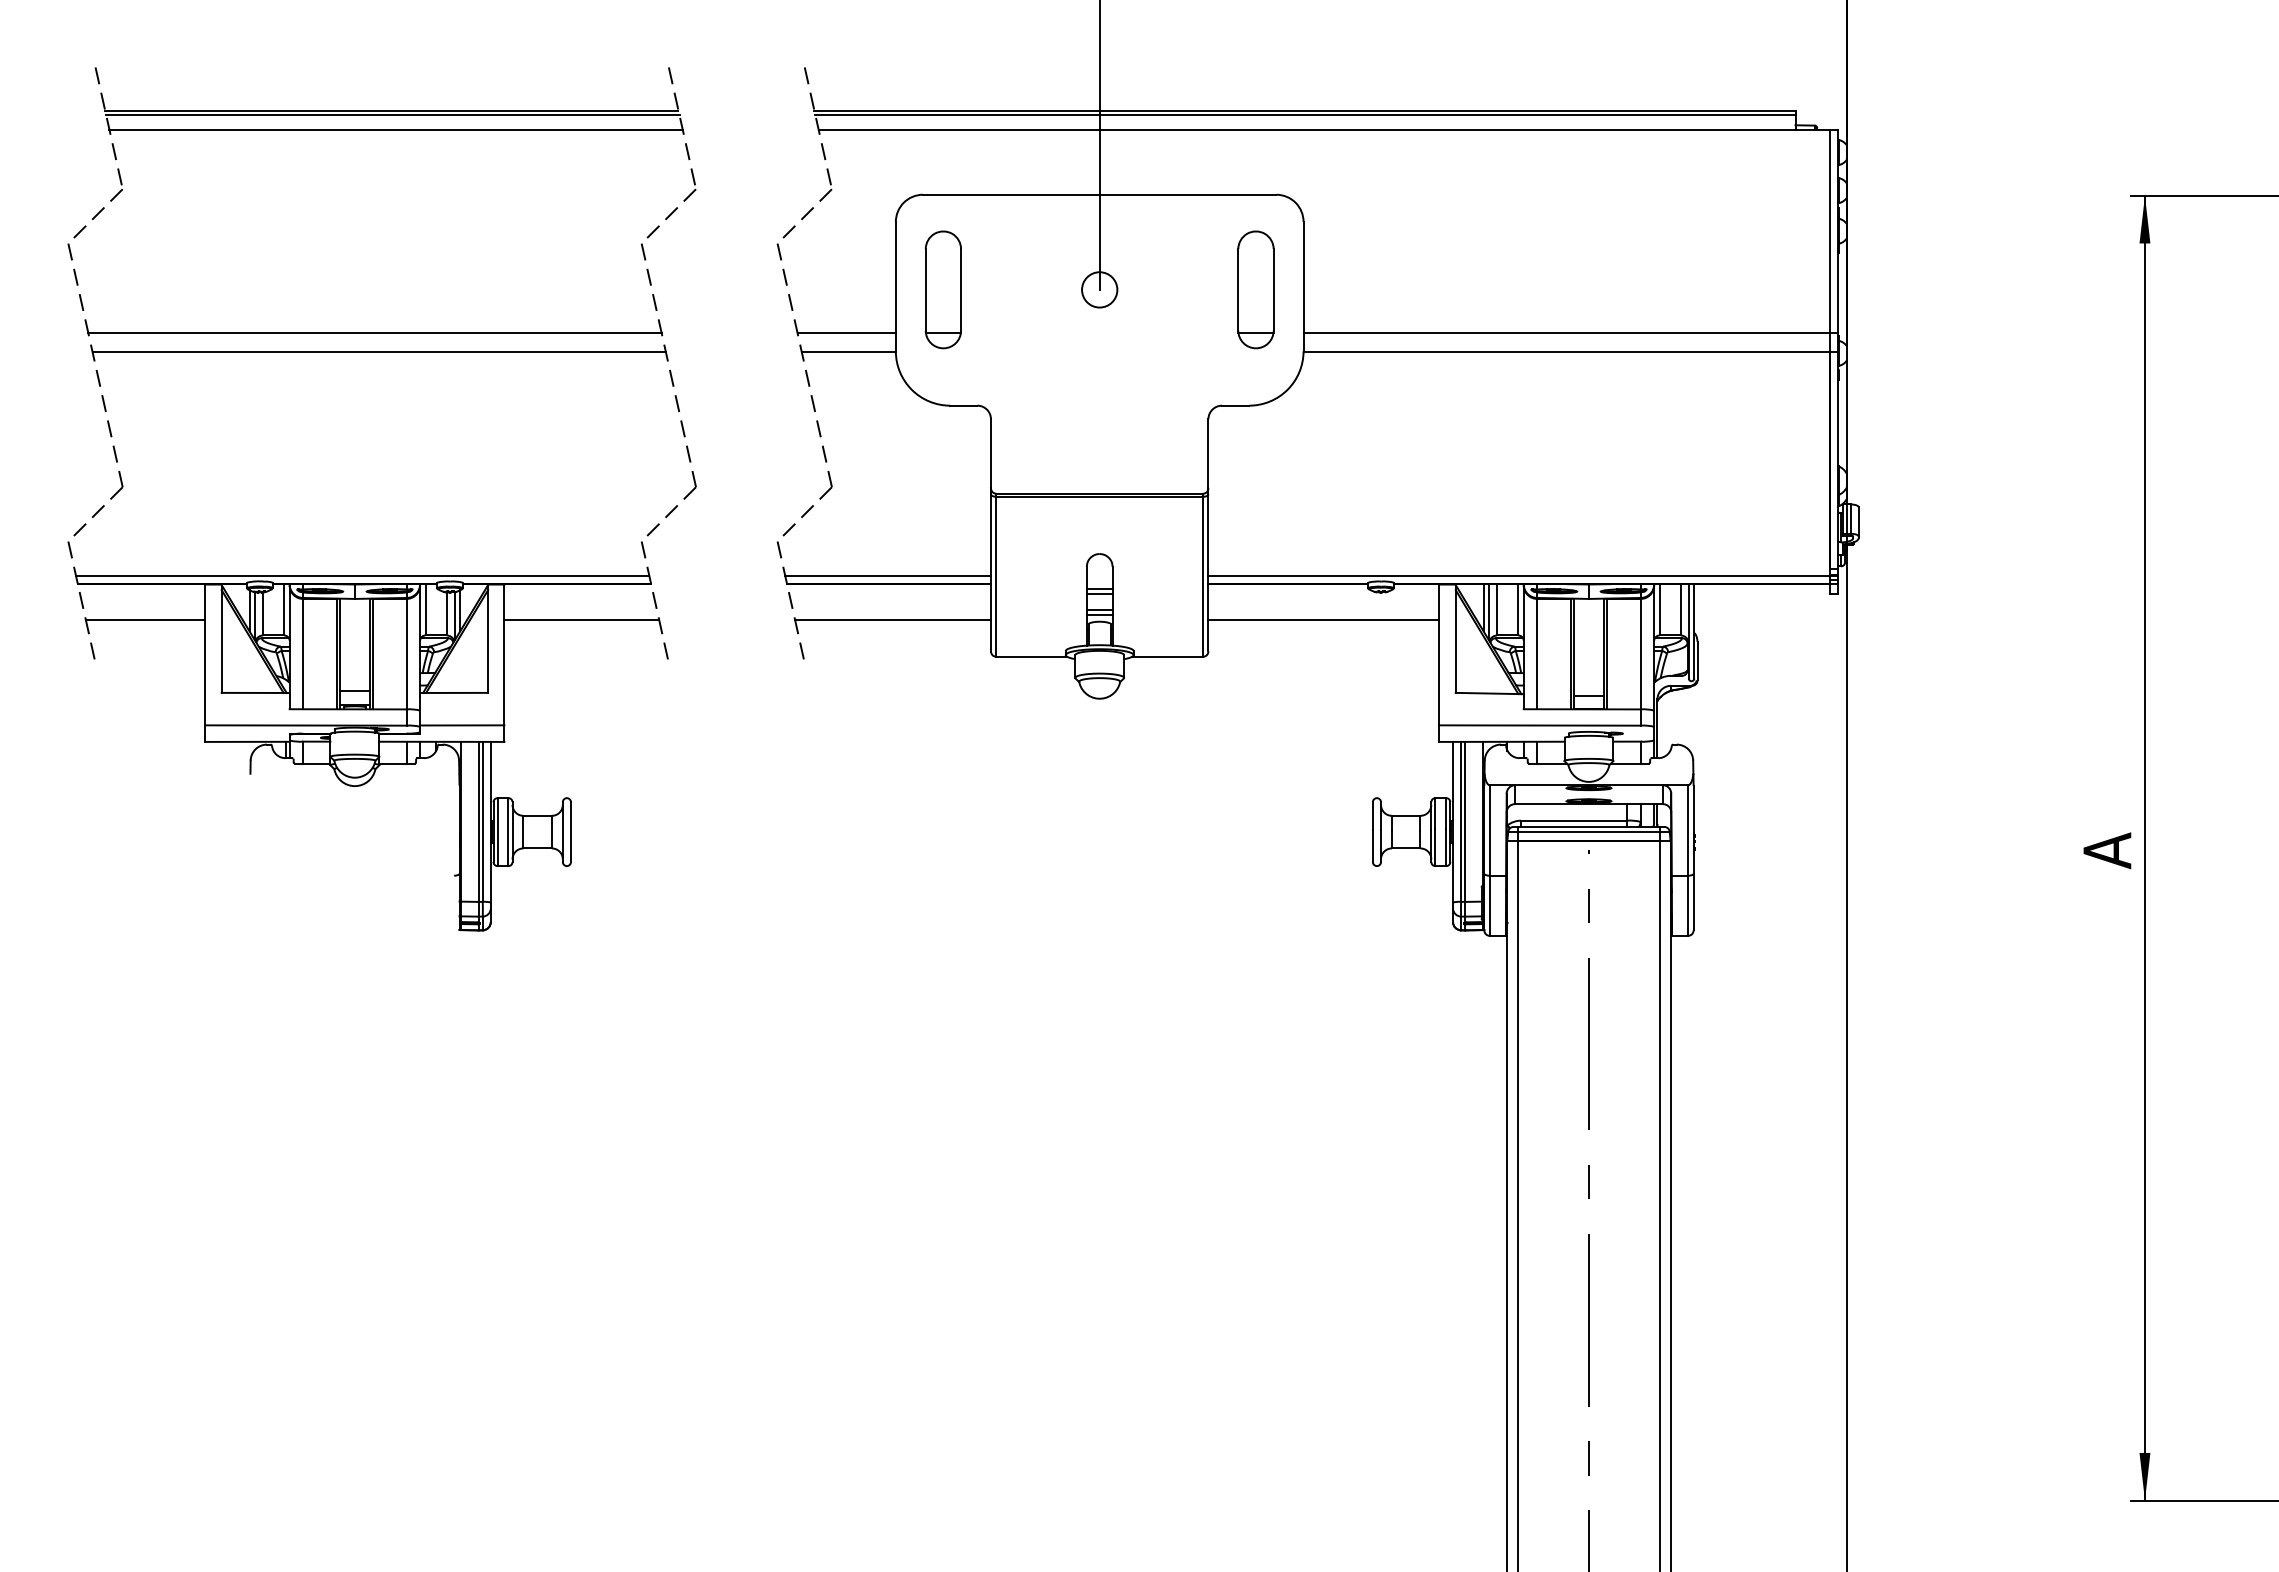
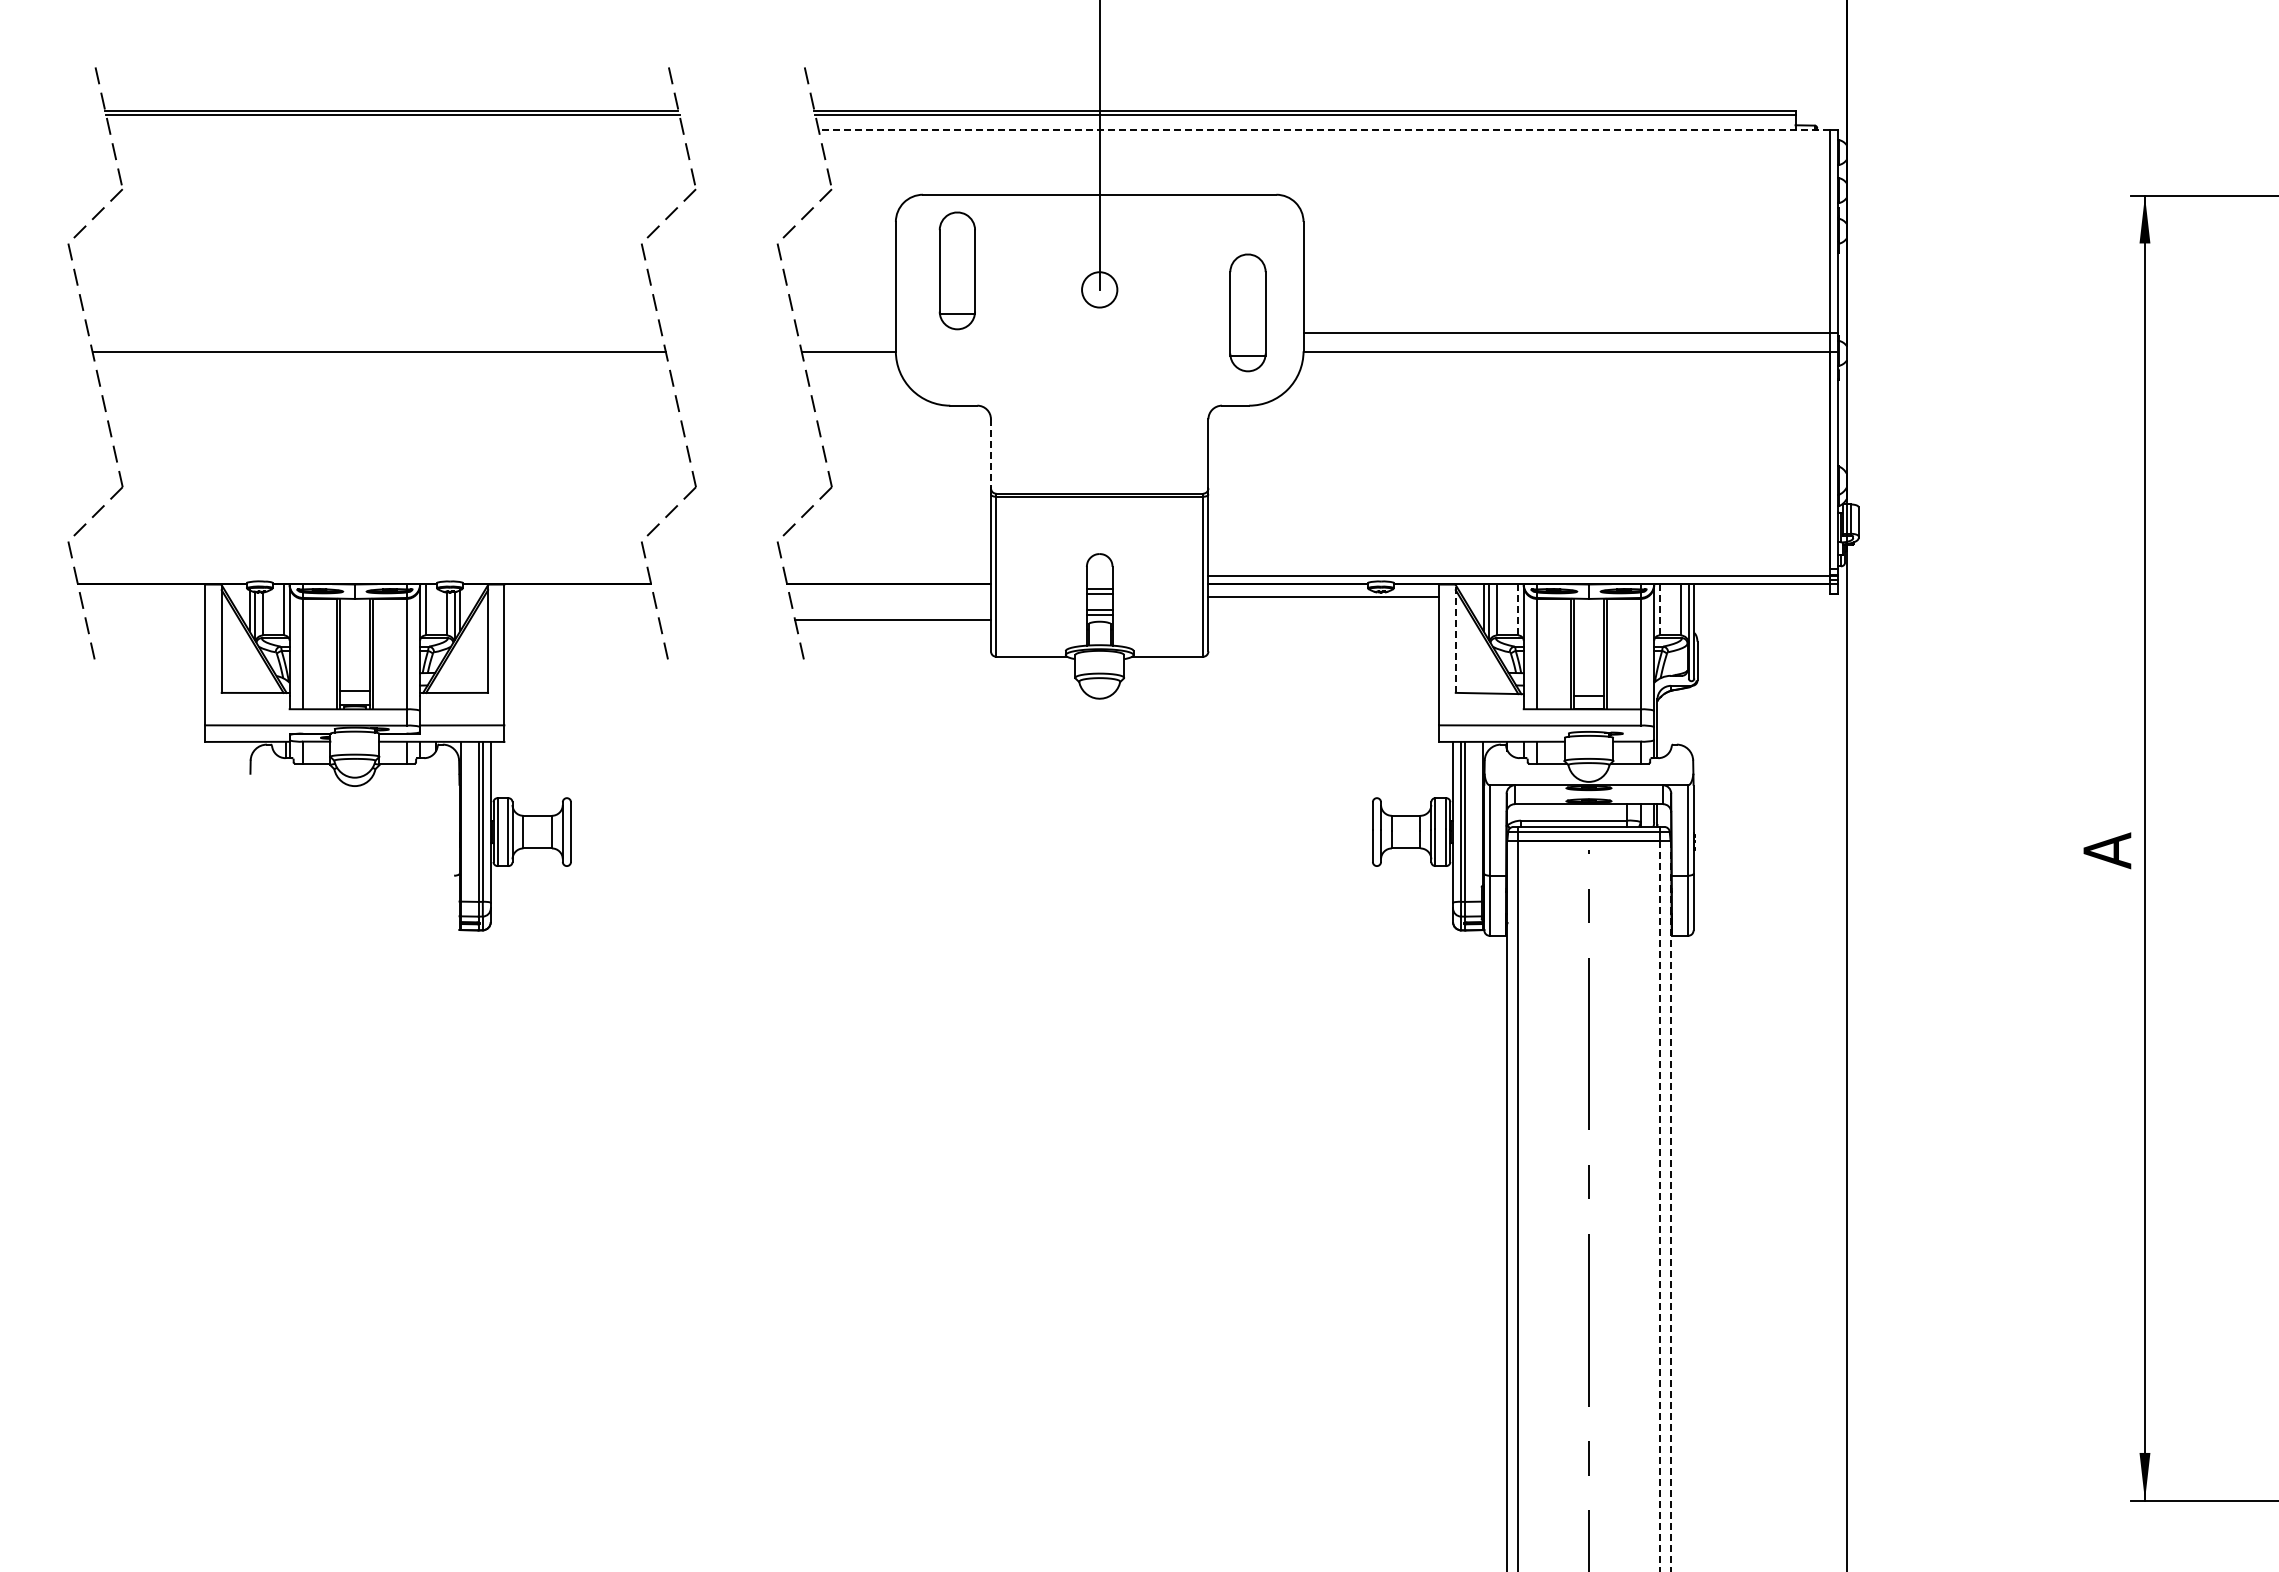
line: present -> none (395, 129)
line: solid -> dashed (1323, 129)
part position: (942, 289) -> (956, 270) (956, 270)
part position: (1255, 289) -> (1247, 312) (1247, 312)
line: present -> none (374, 332)
line: present -> none (846, 332)
line: solid -> dashed (990, 453)
line: present -> none (362, 575)
line: present -> none (887, 575)
line: solid -> dashed (1518, 609)
line: solid -> dashed (1659, 609)
line: present -> none (145, 620)
line: present -> none (581, 620)
line position: (1323, 620) -> (1323, 597) (1323, 597)
line: solid -> dashed (1455, 638)
line: solid -> dashed (1659, 1206)
line: solid -> dashed (1670, 1206)
